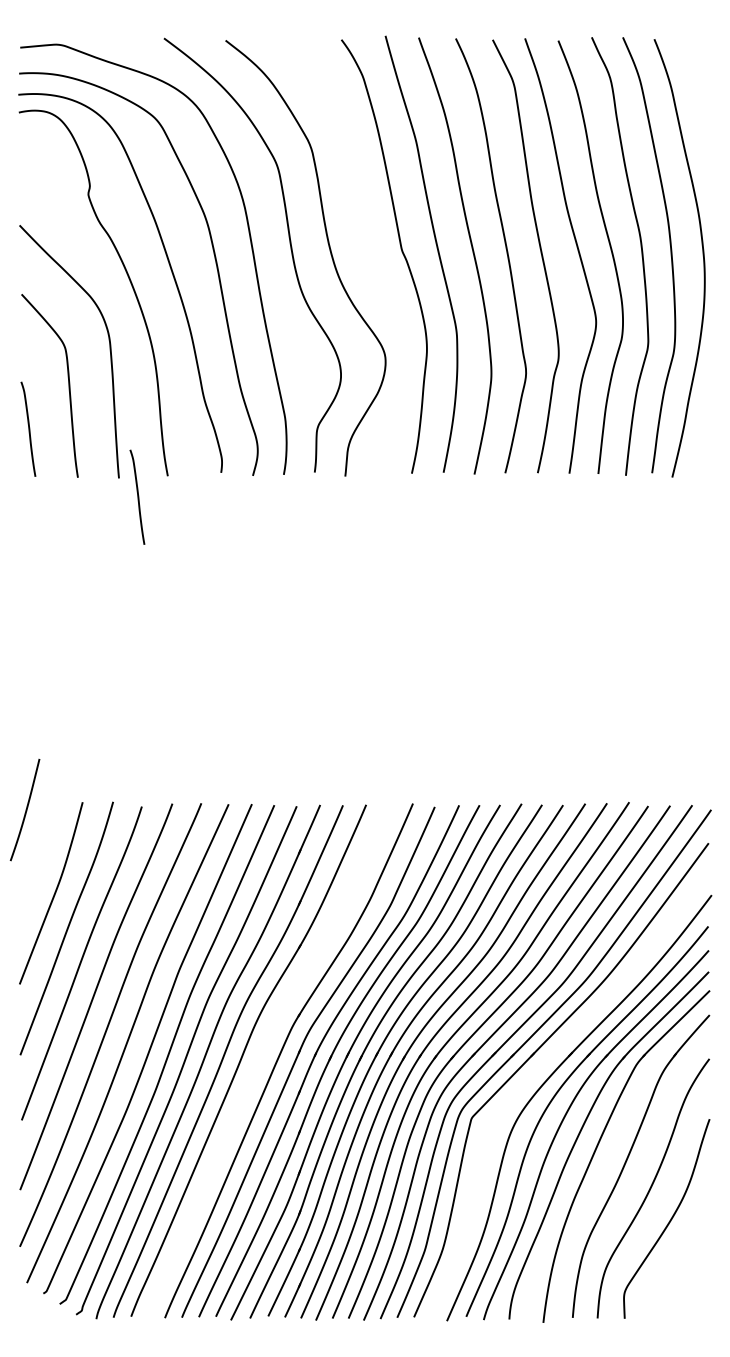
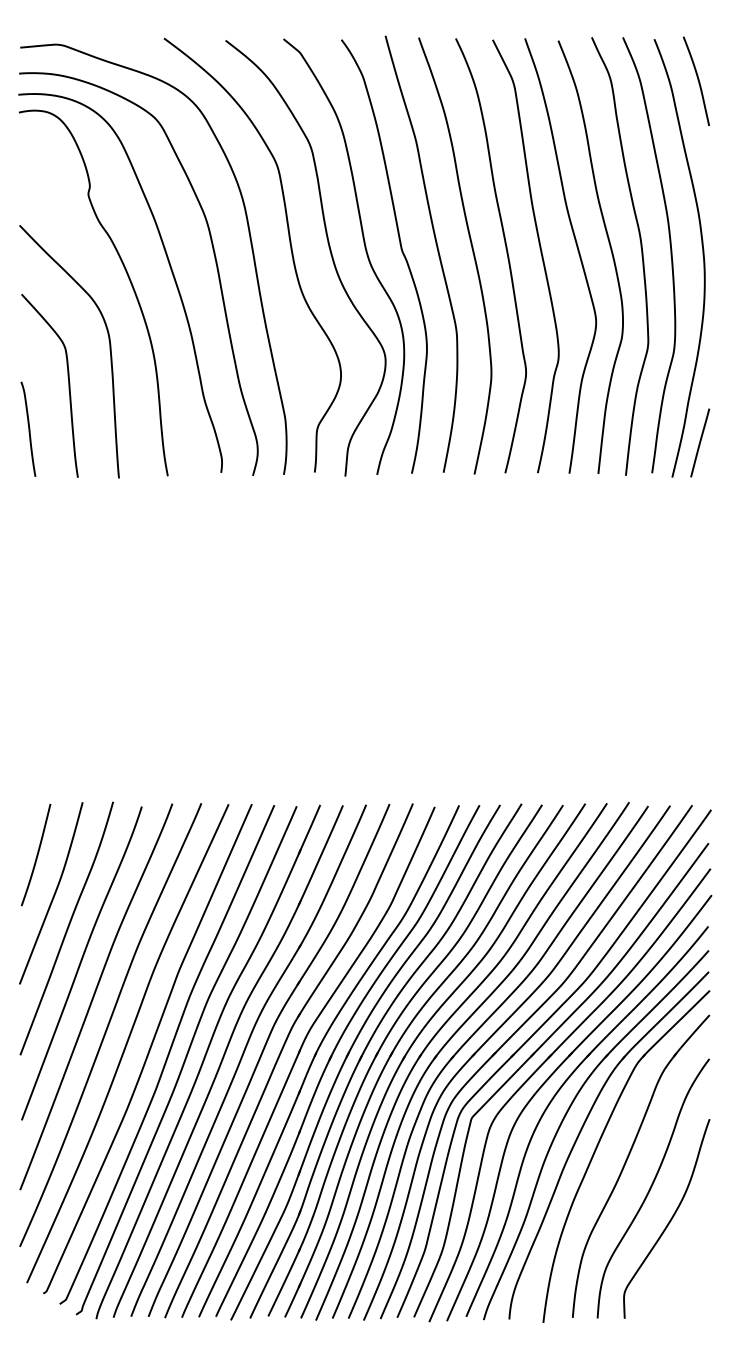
curve: none -> present (697, 80)
curve: none -> present (365, 252)
line: none -> present (700, 442)
curve: present -> none (137, 496)
curve position: (25, 810) -> (36, 855) (36, 855)
part: none -> present (261, 1057)
part: none -> present (541, 1066)
